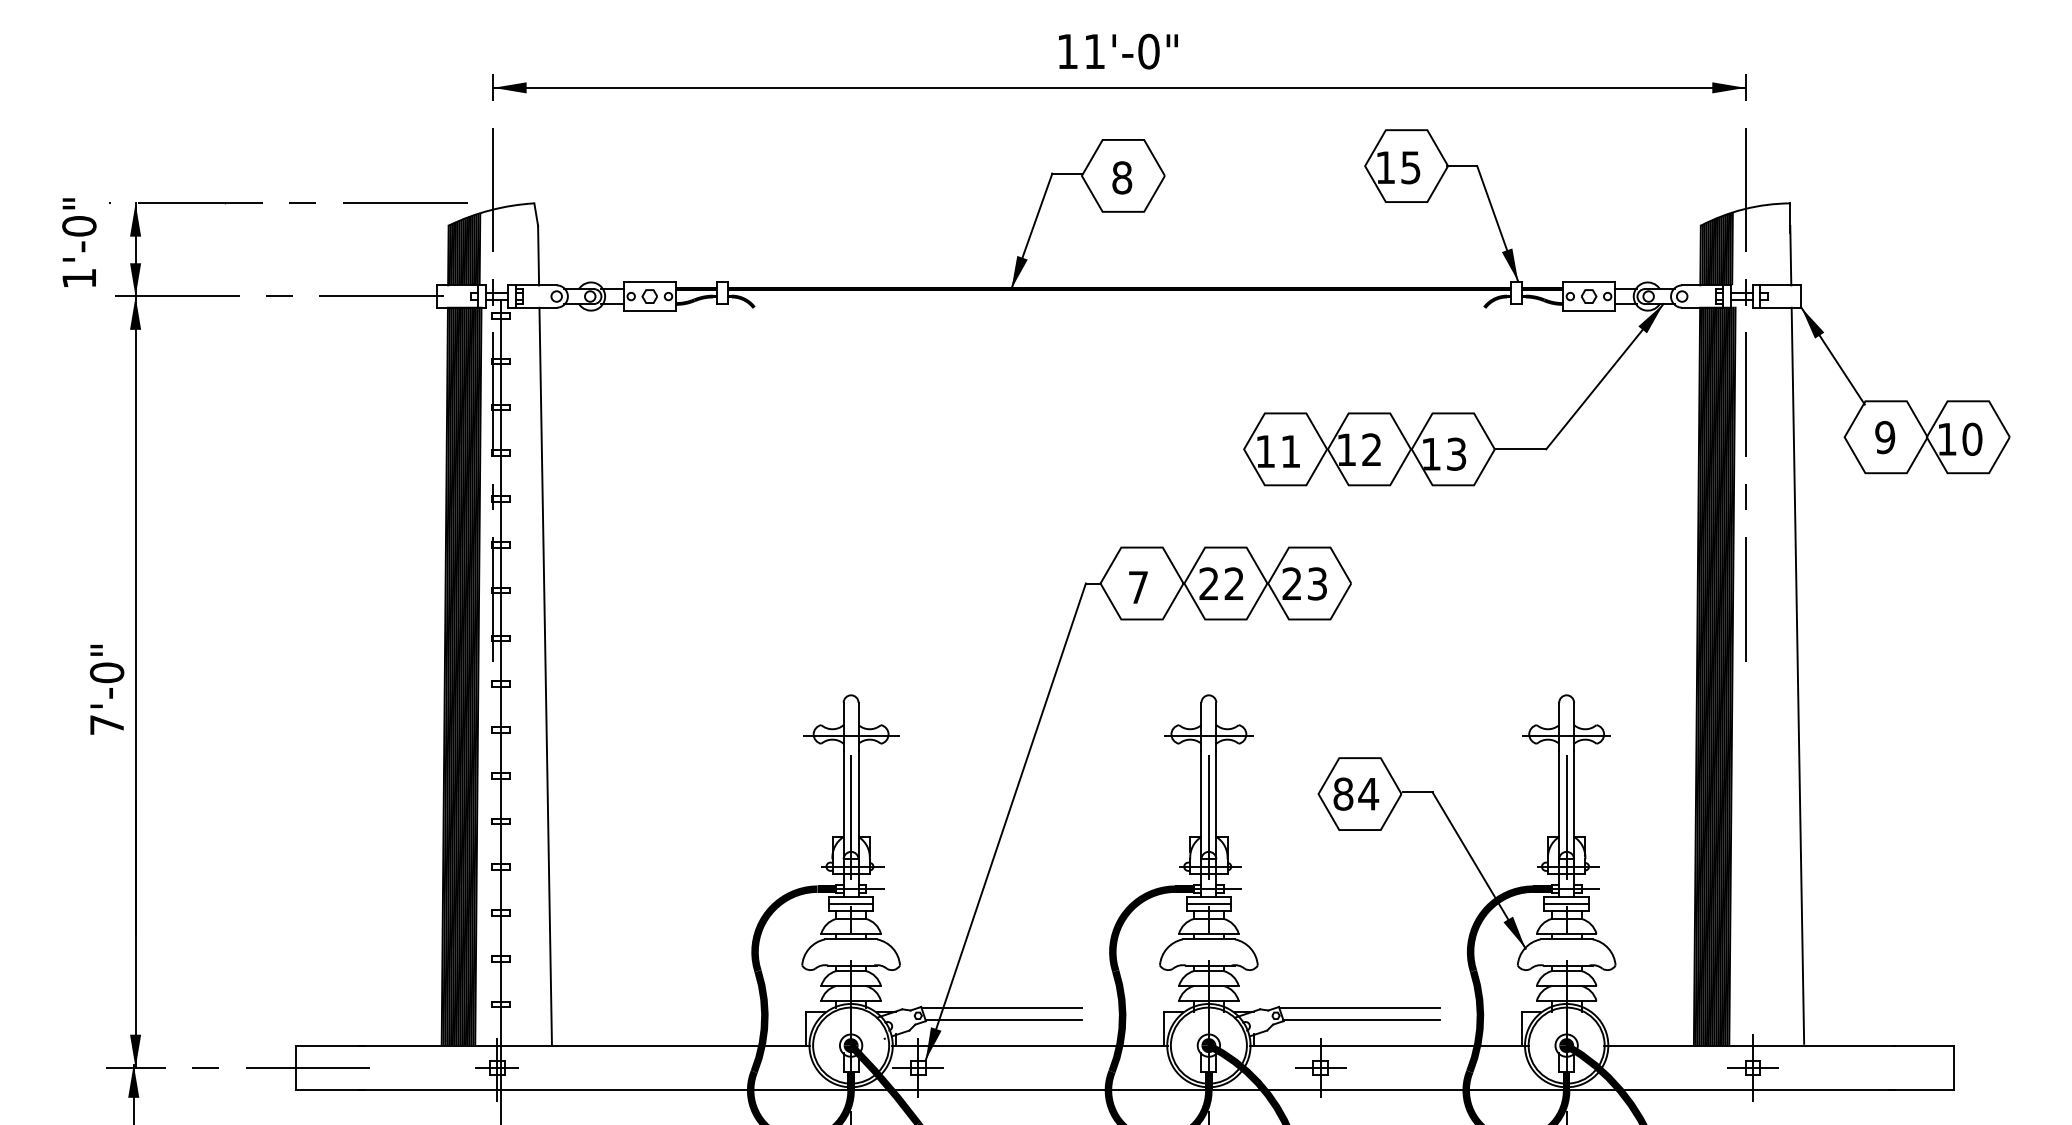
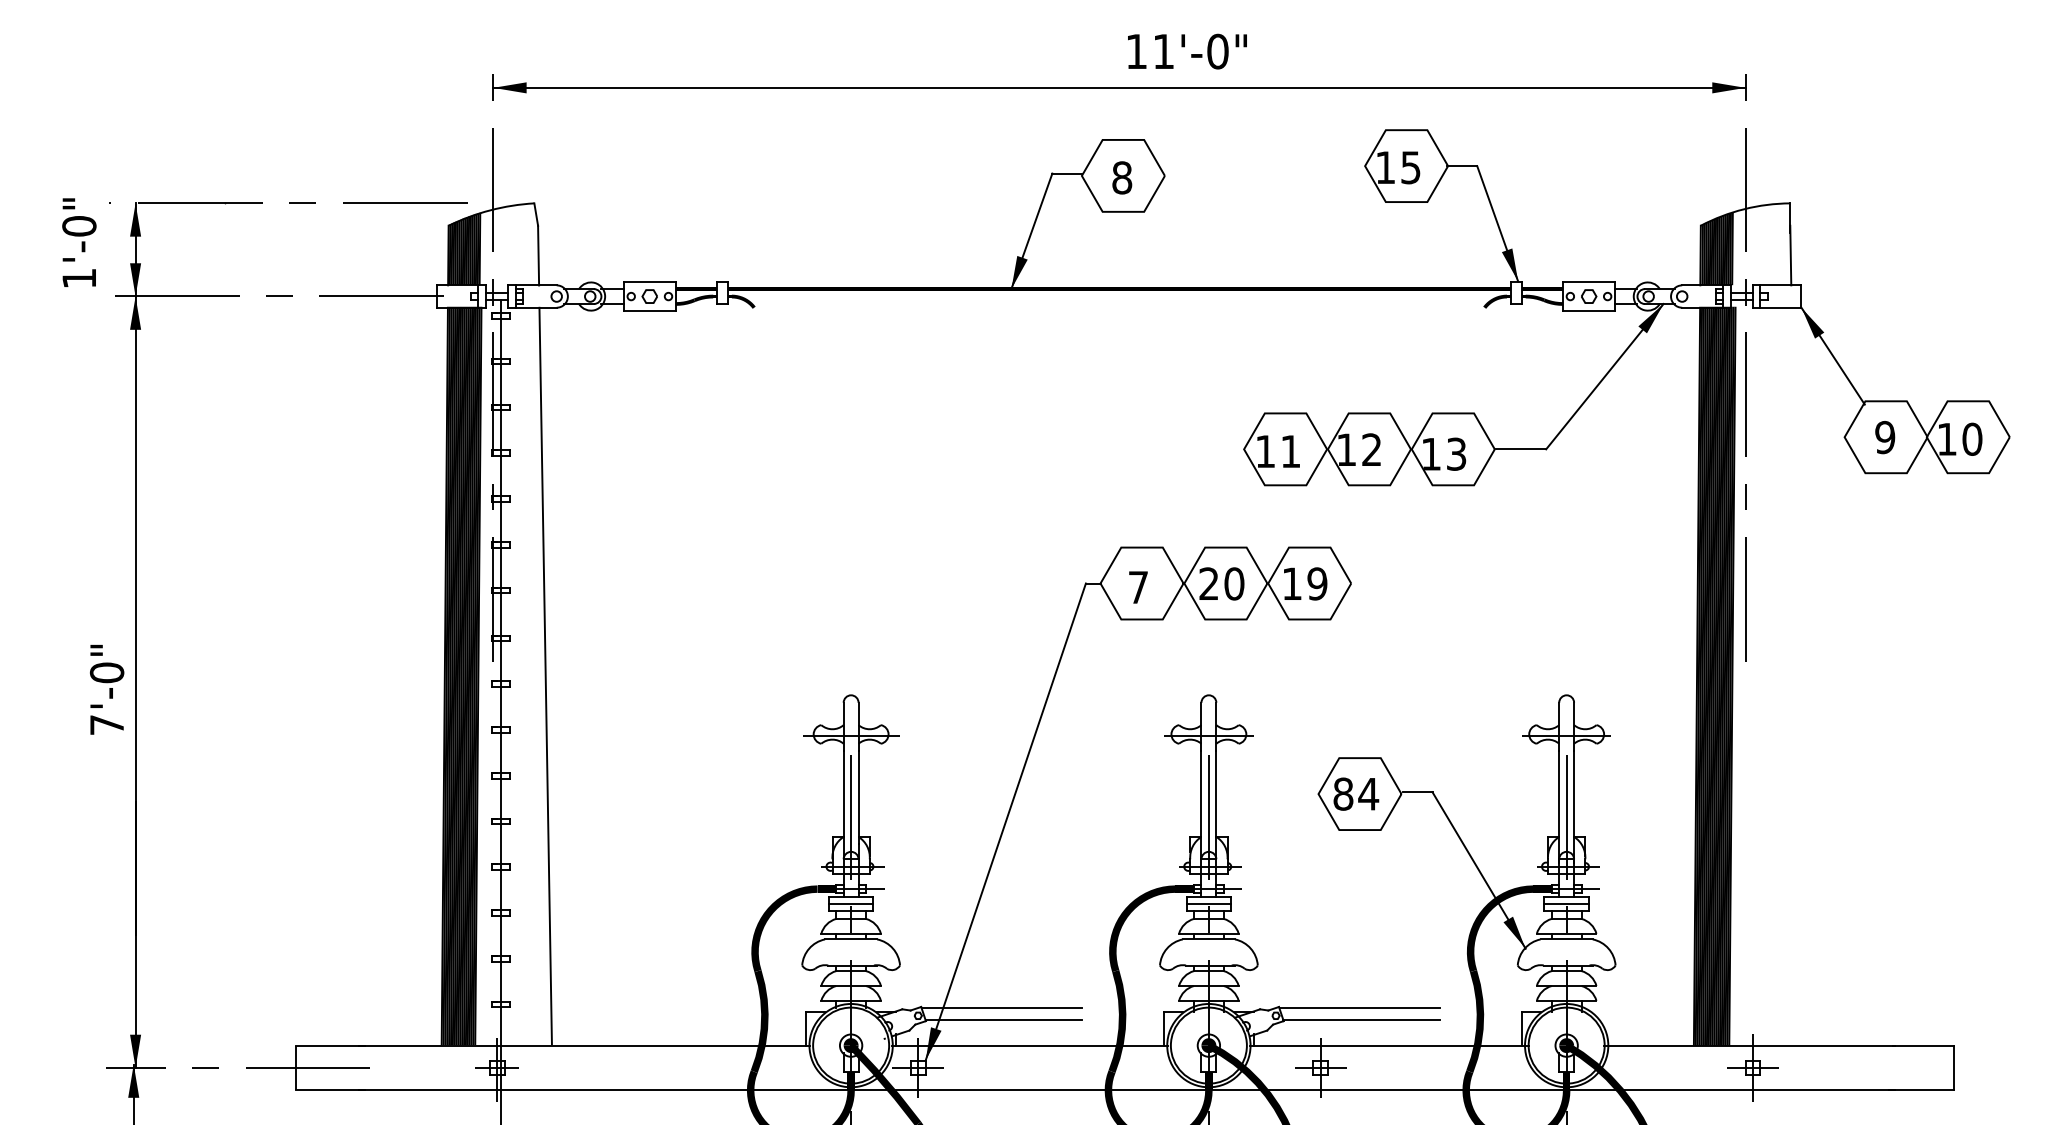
text position: (1118, 51) -> (1187, 51) (1187, 51)
text: 22 -> 20 (1234, 583)
text: 23 -> 19 (1304, 583)
line: present -> none (1797, 675)
